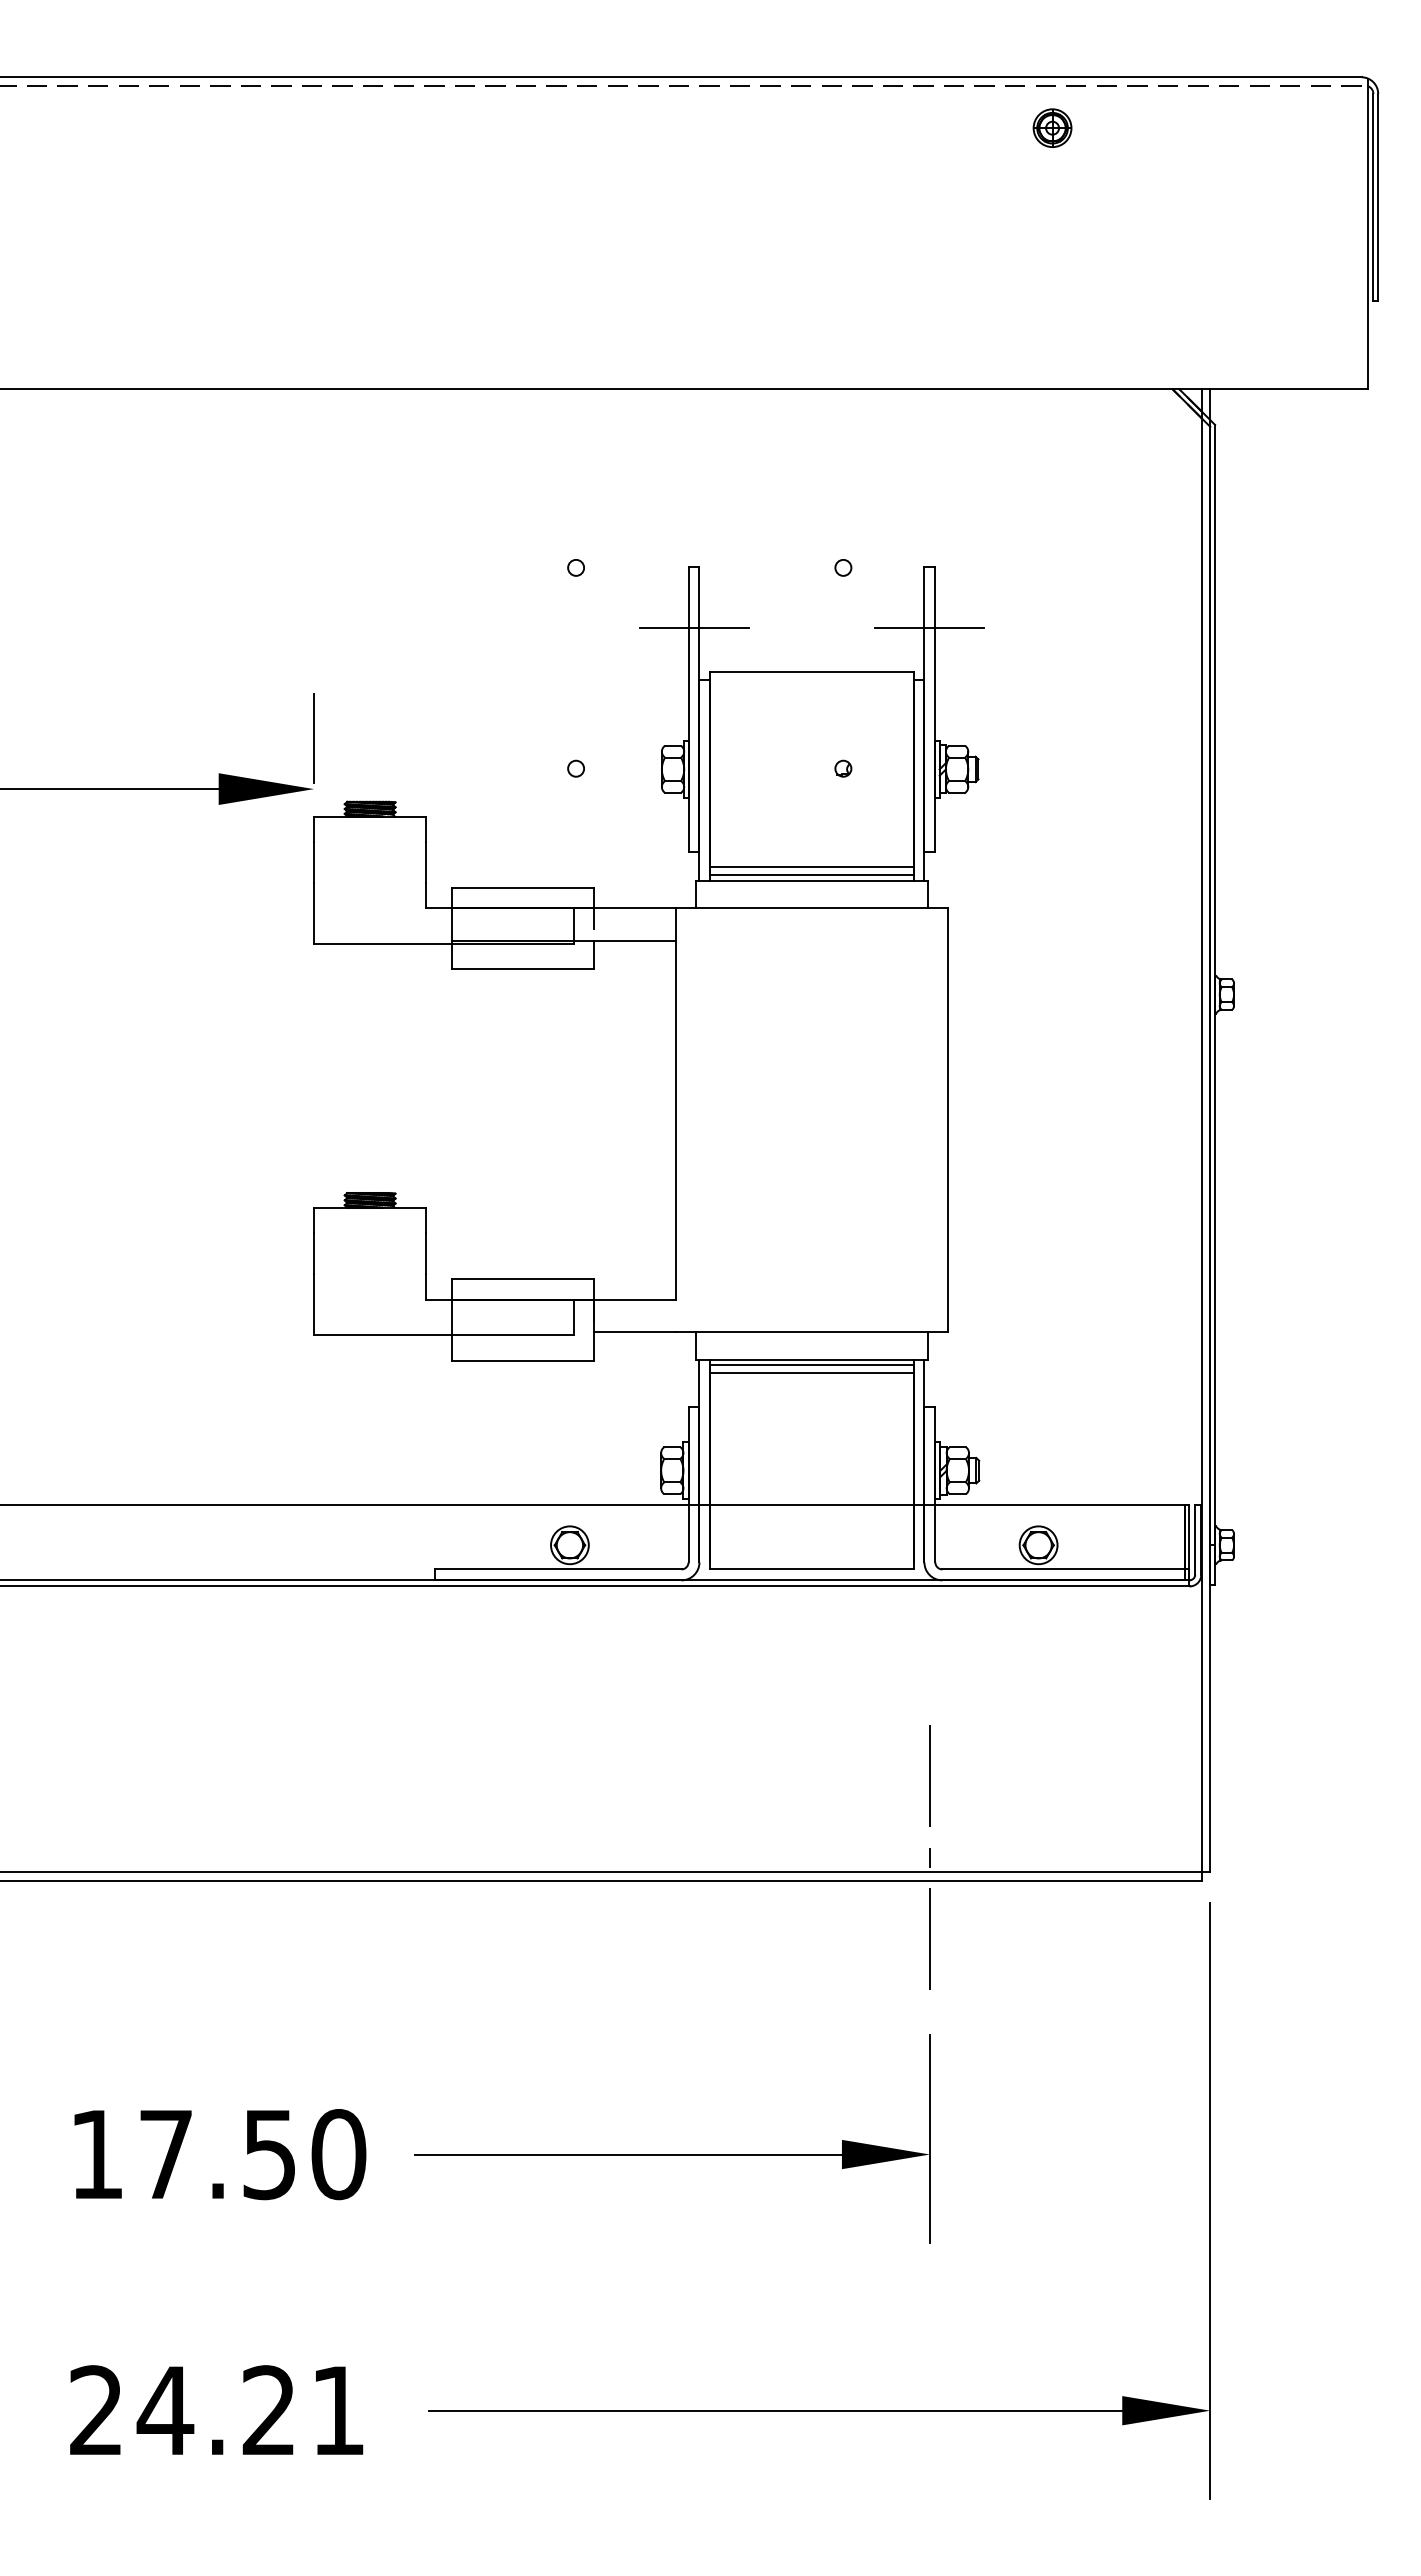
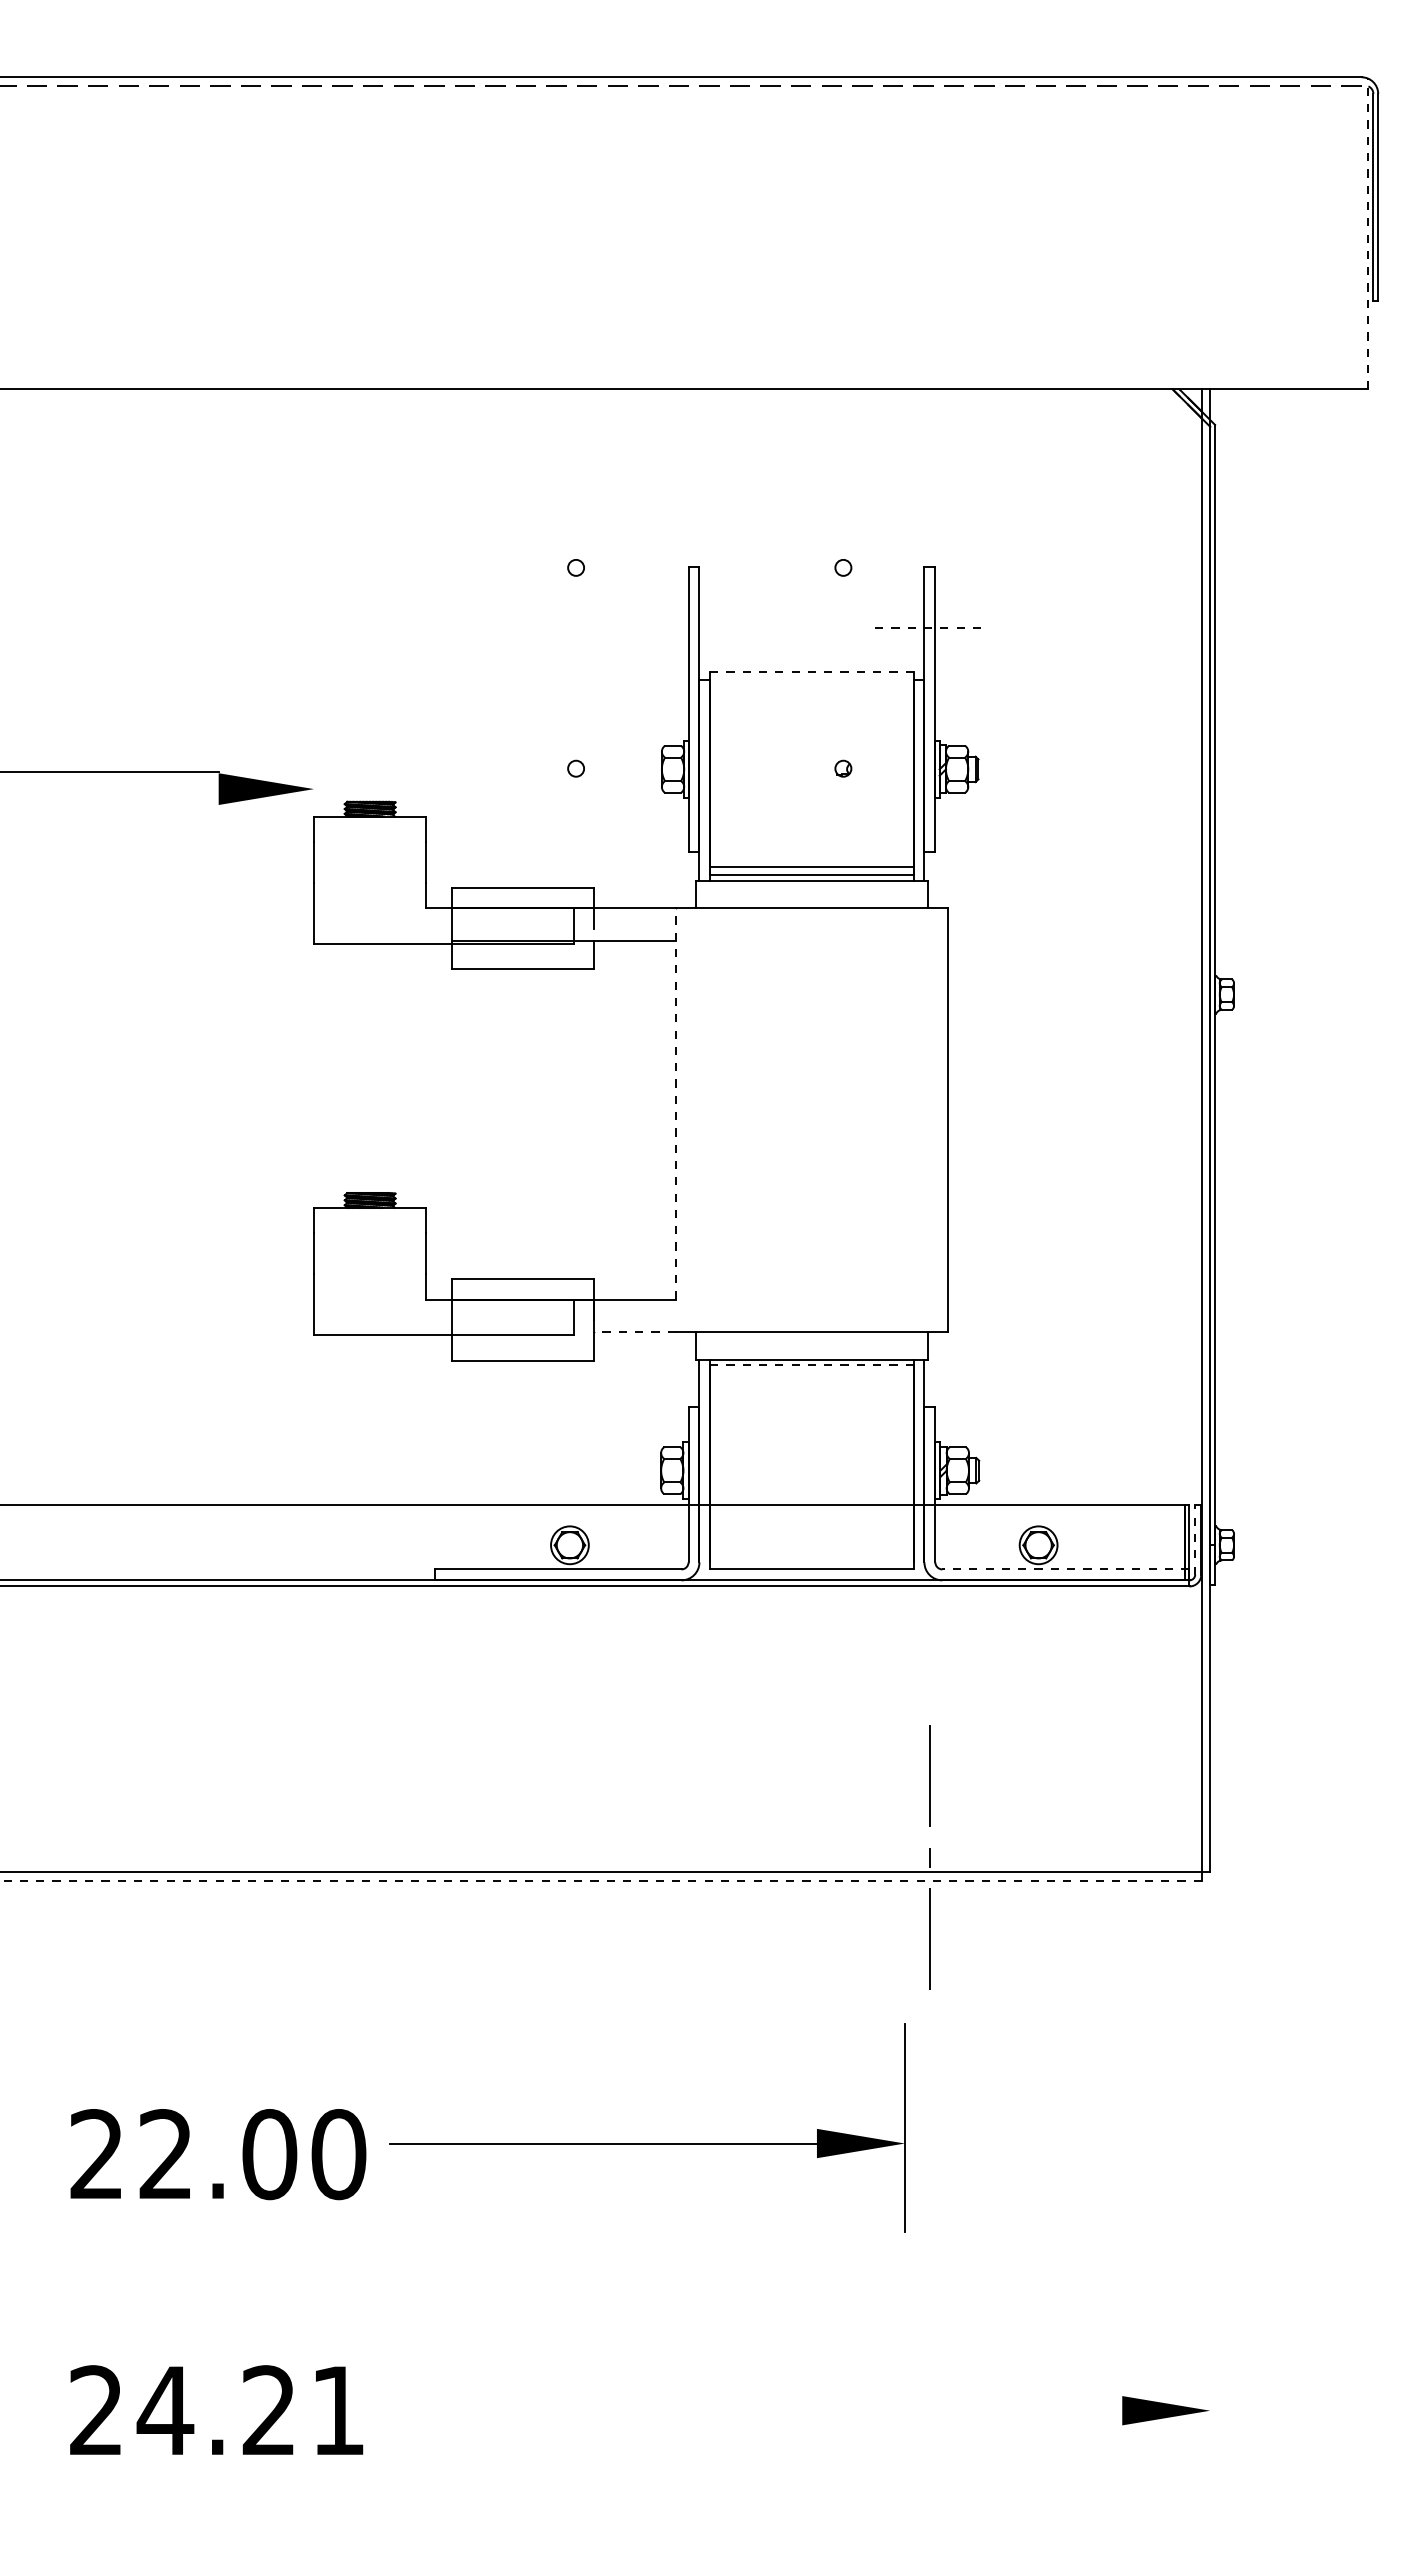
part: present -> none (1052, 127)
line: solid -> dashed (1368, 233)
line: present -> none (693, 627)
line: solid -> dashed (929, 627)
line: solid -> dashed (811, 671)
line: present -> none (314, 738)
line position: (110, 789) -> (110, 772) (110, 772)
line: solid -> dashed (675, 1103)
line: solid -> dashed (635, 1332)
line: solid -> dashed (811, 1364)
line: present -> none (811, 1372)
line: solid -> dashed (1195, 1539)
line: solid -> dashed (1065, 1569)
line: solid -> dashed (600, 1880)
text: 17.50 -> 22.00 (183, 2154)
part position: (672, 2154) -> (647, 2143) (647, 2143)
line: present -> none (1210, 2200)
line: present -> none (775, 2410)
